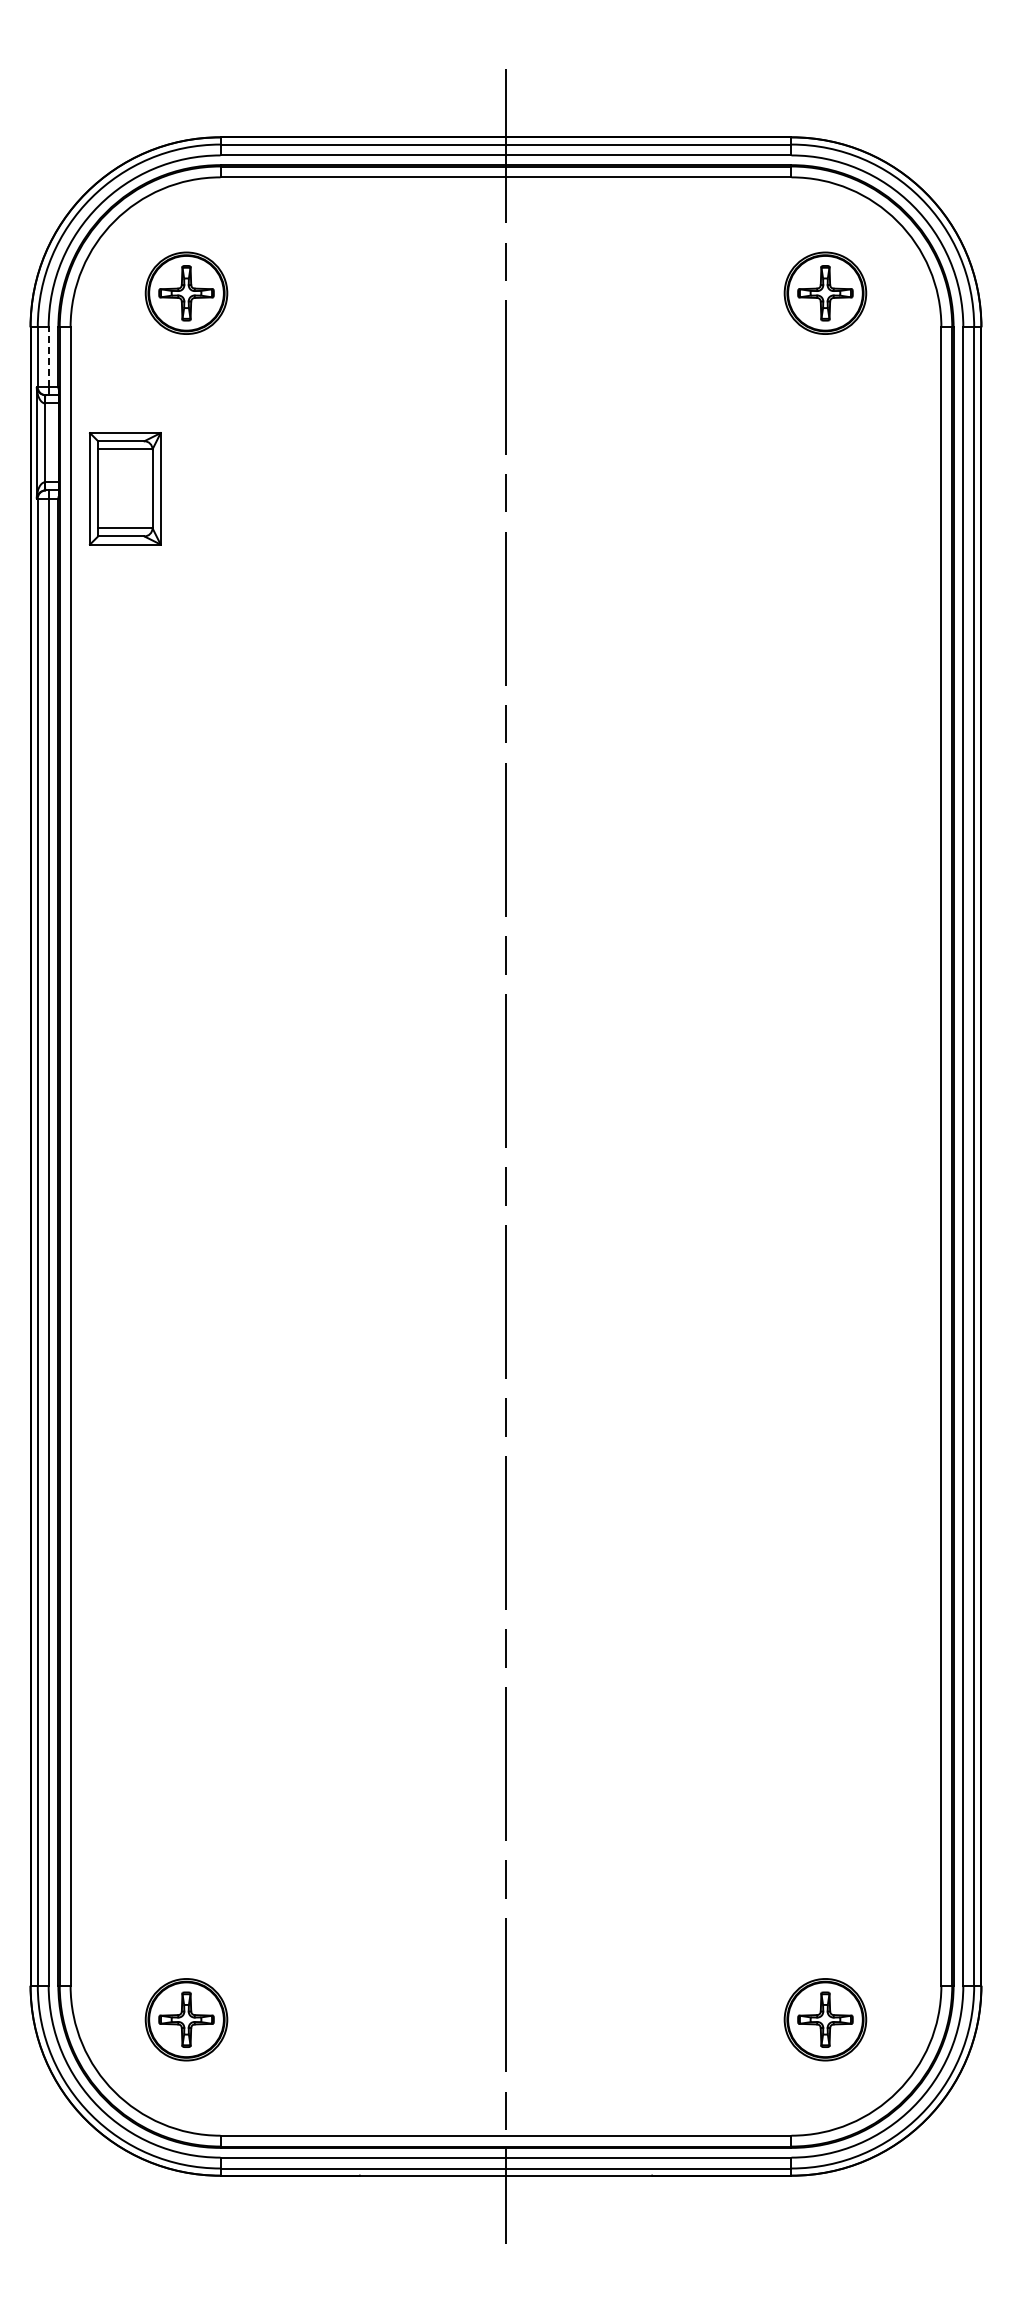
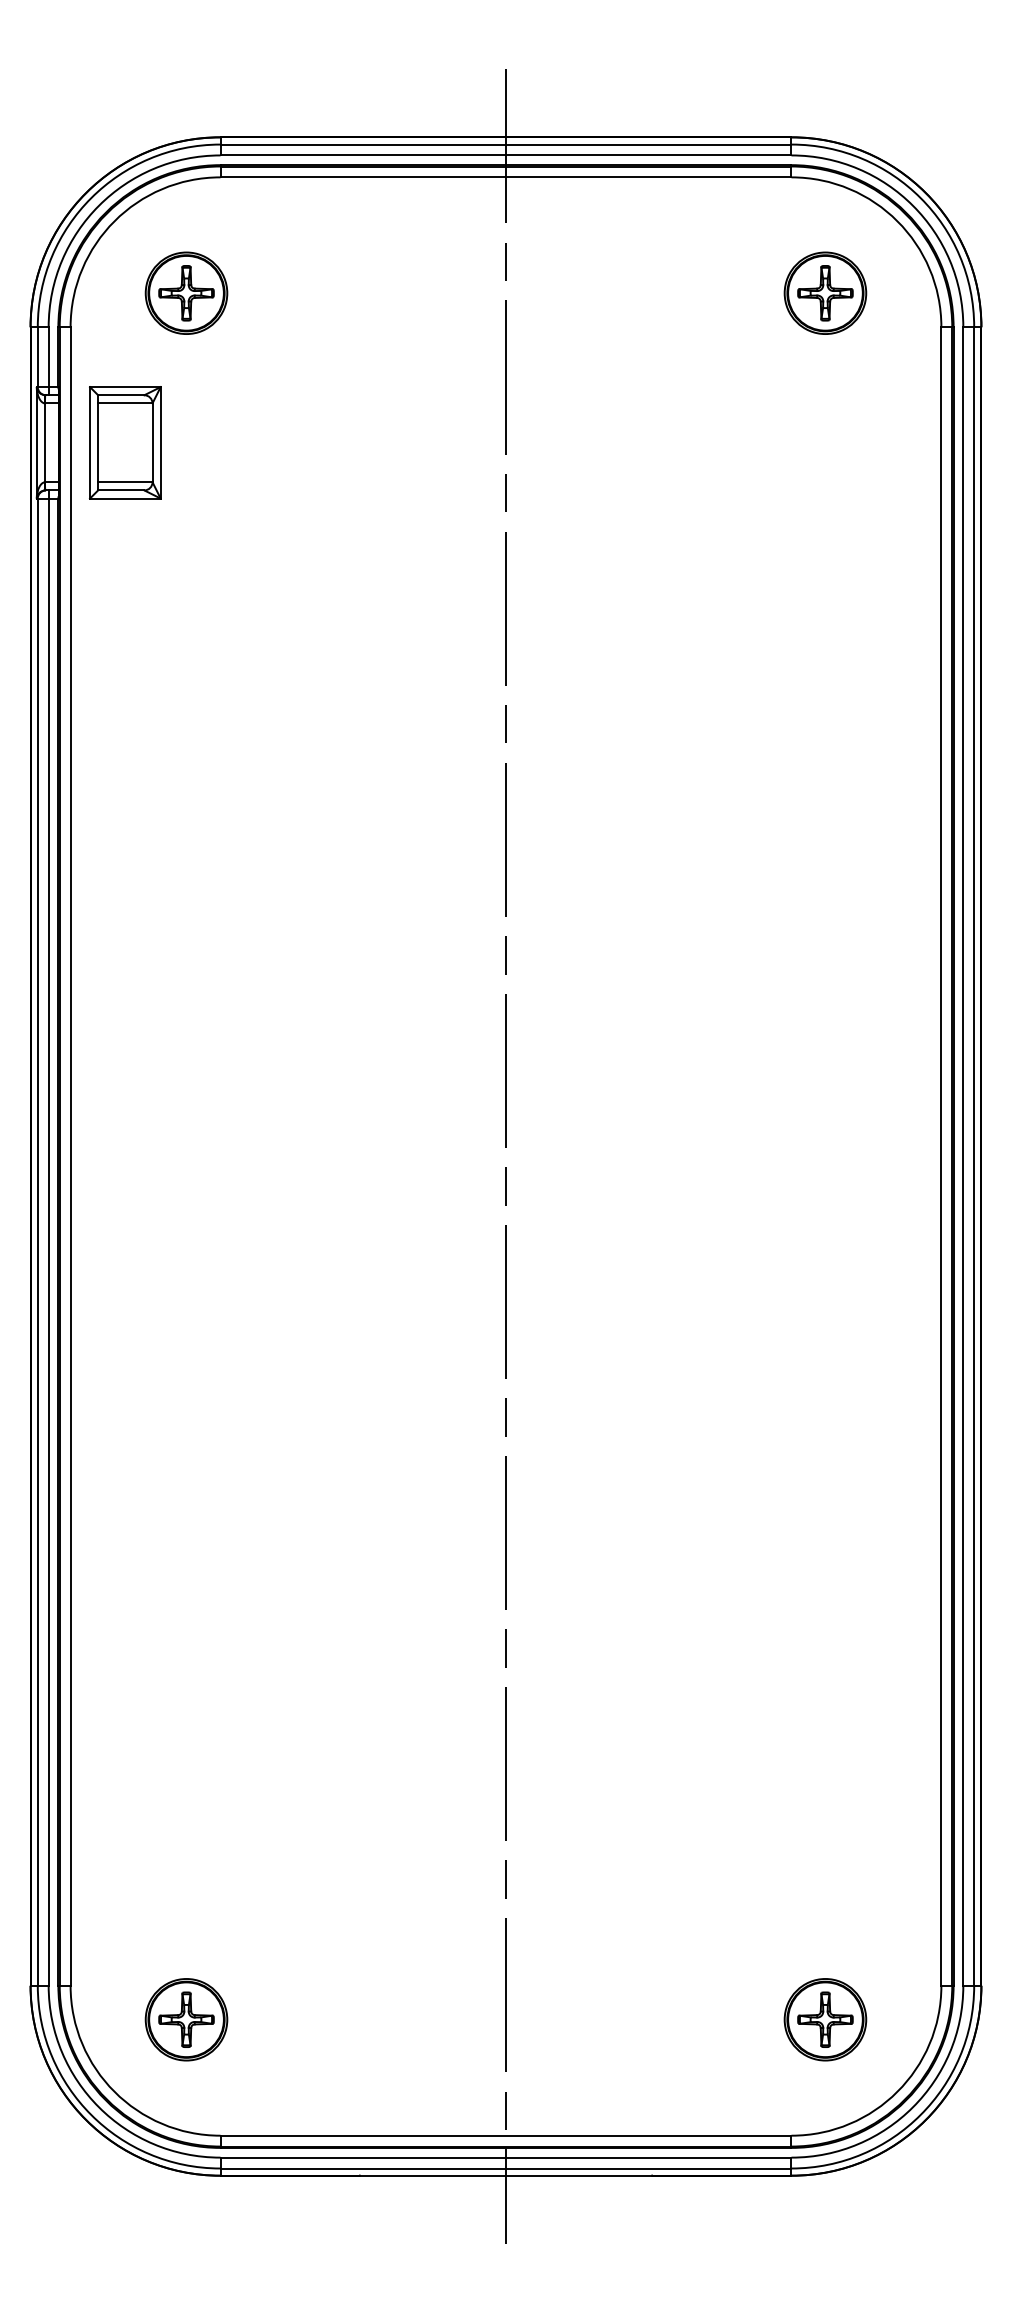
line: dashed -> solid (48, 357)
part position: (125, 488) -> (125, 442) (125, 442)
